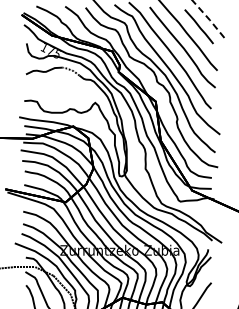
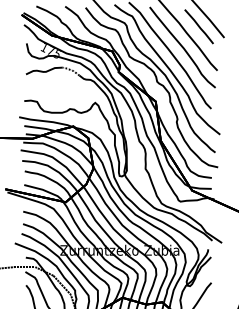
line: dashed -> solid (209, 19)
